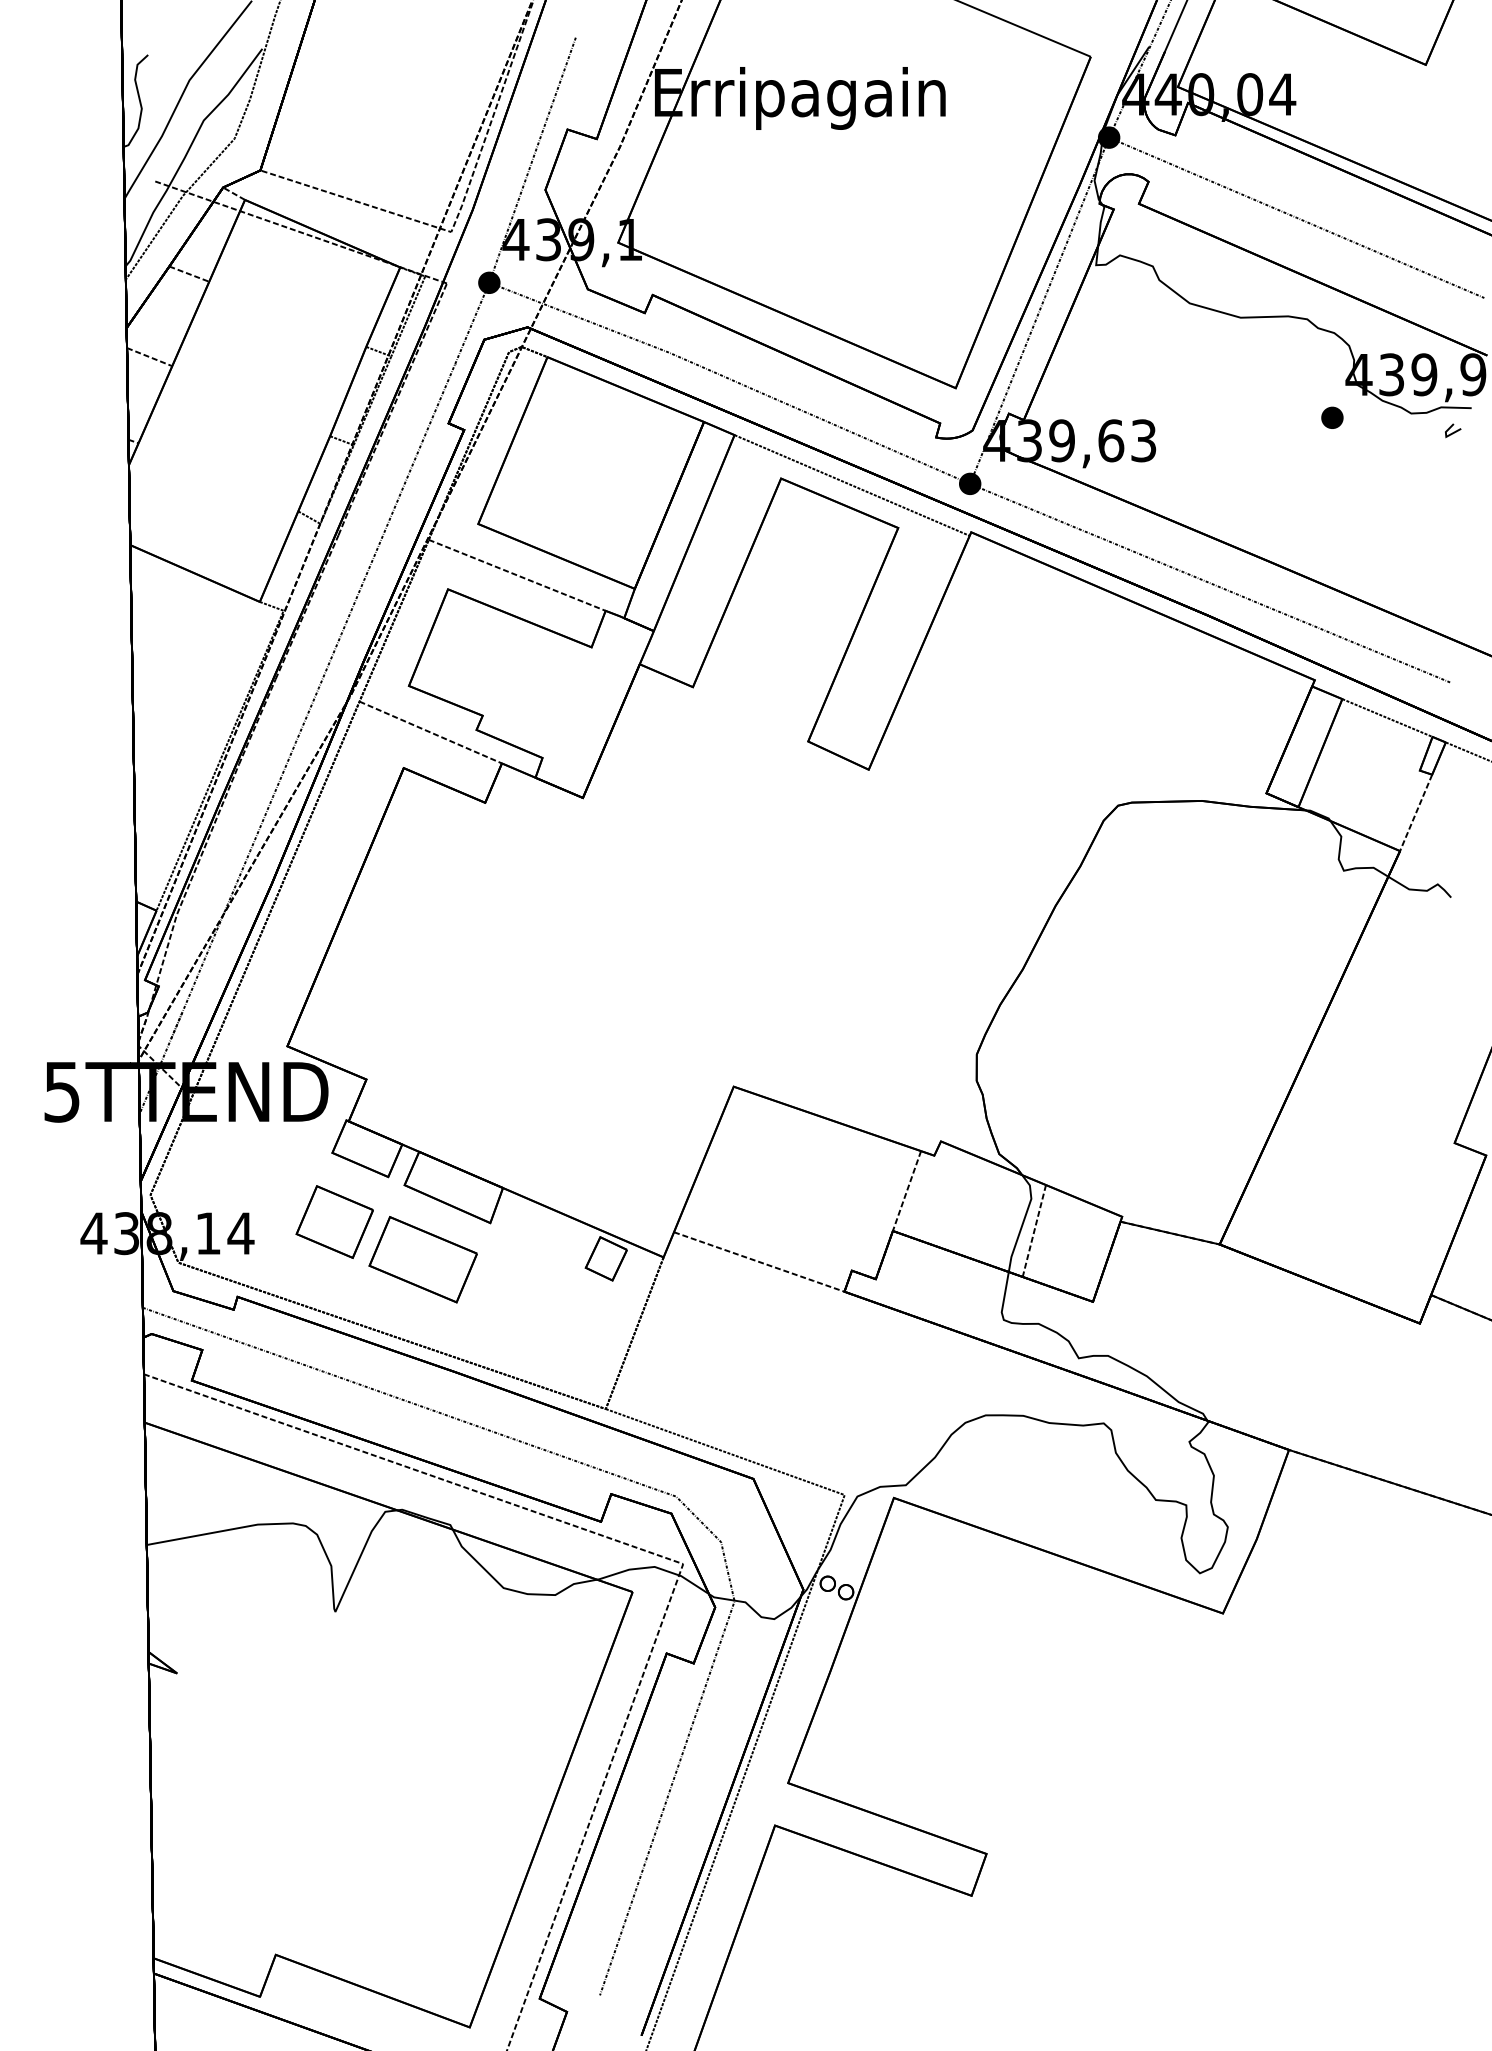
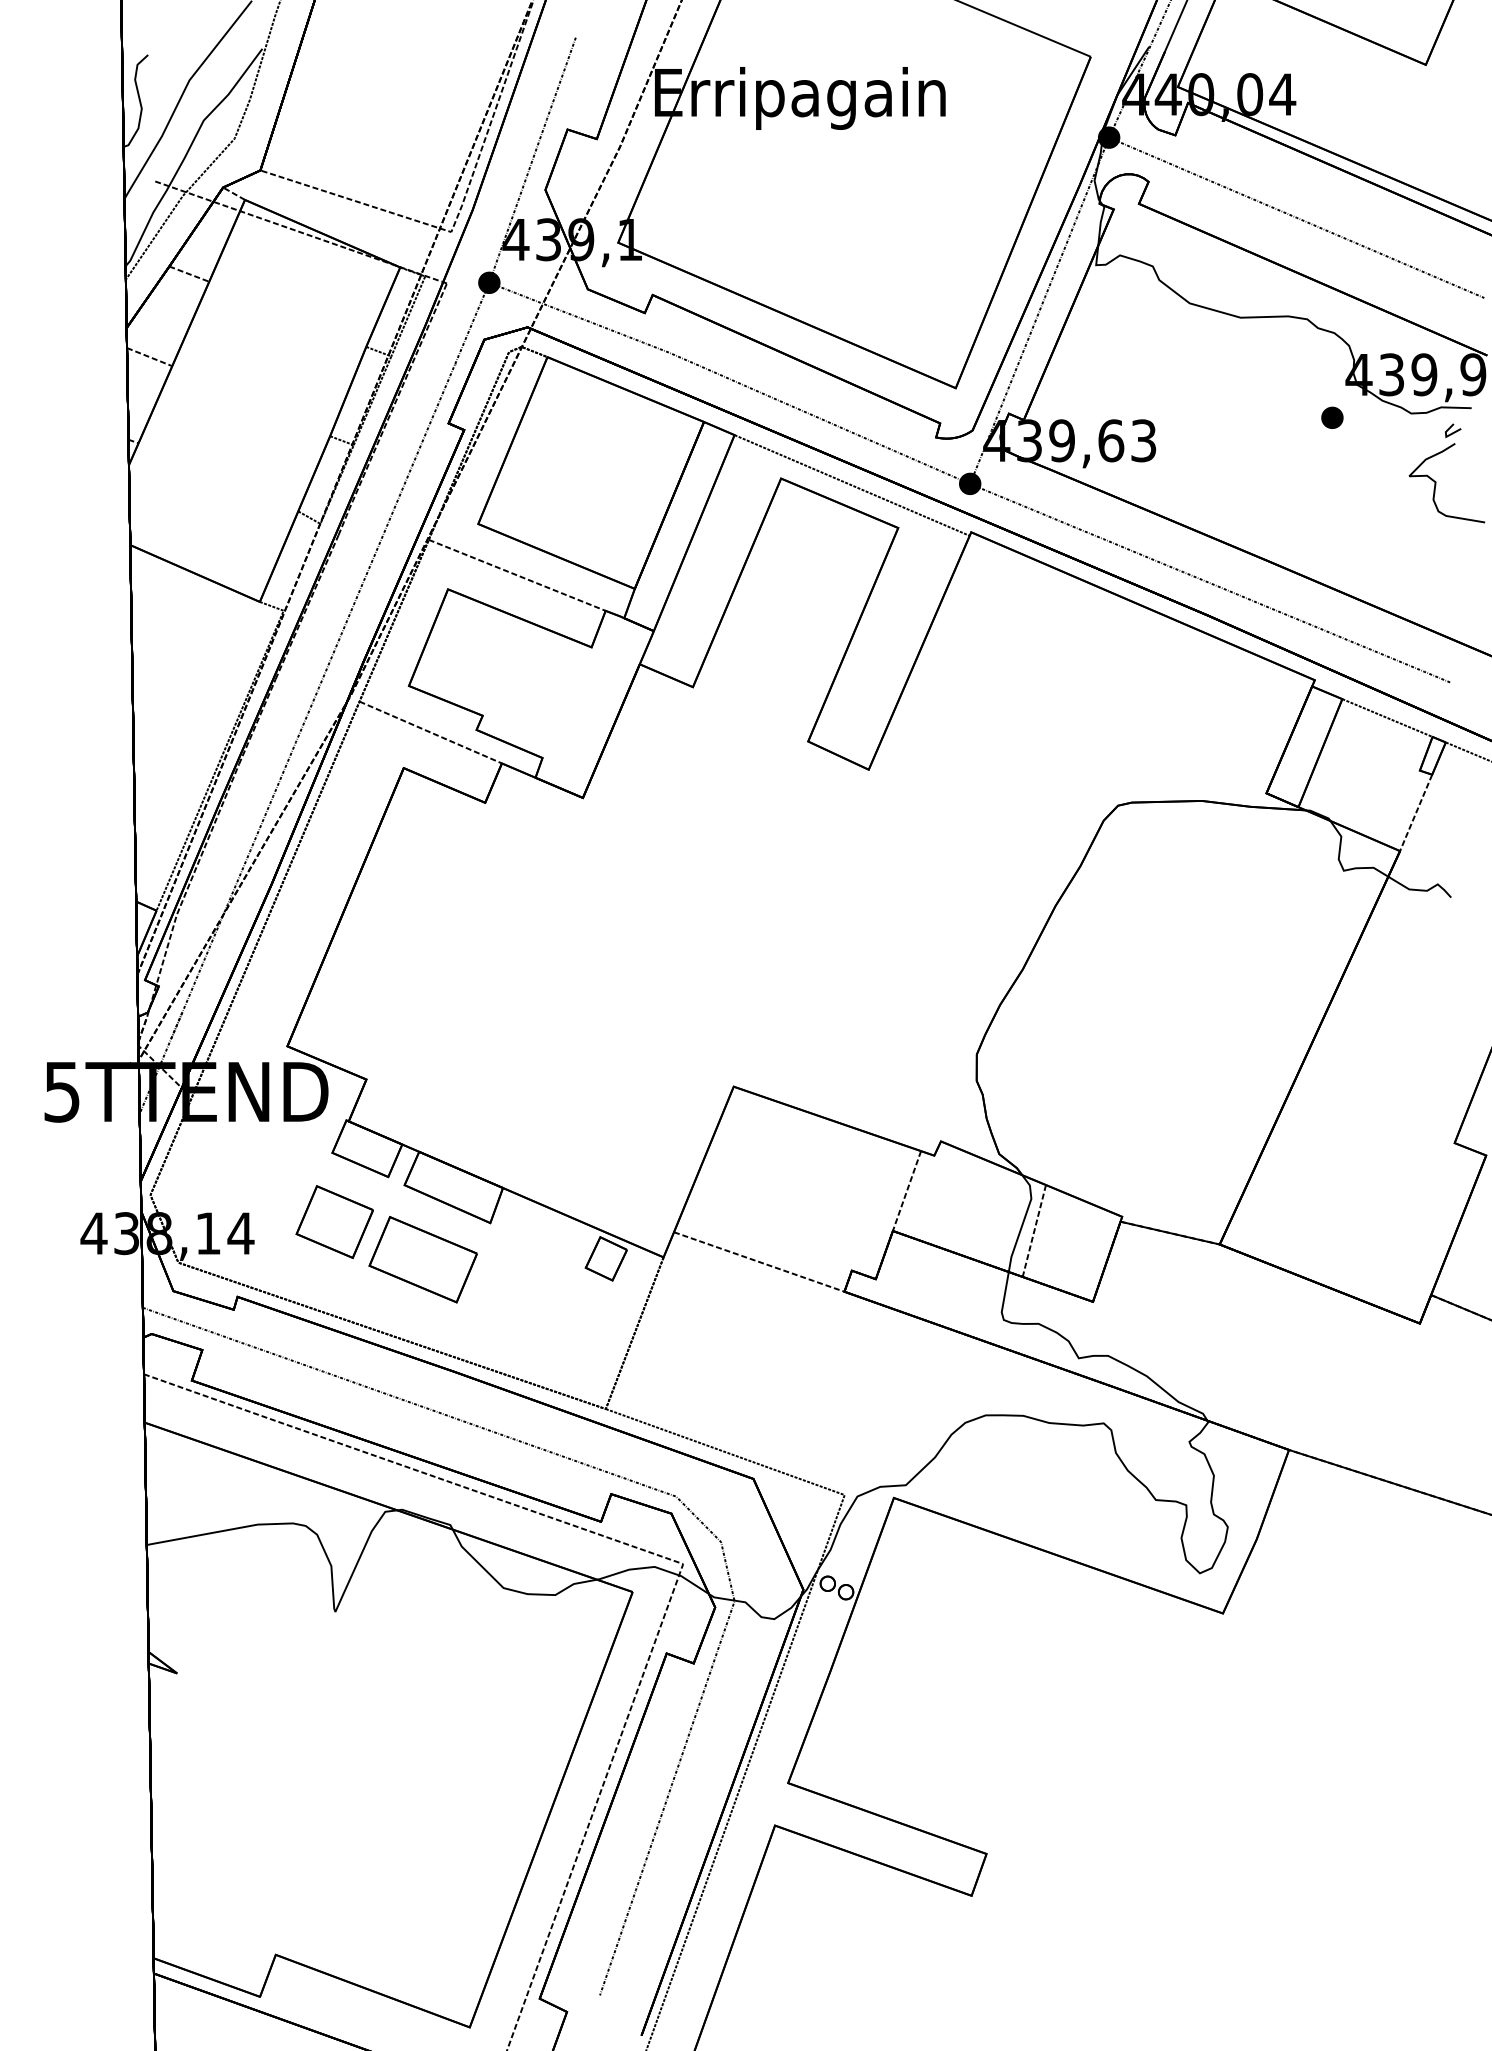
curve: none -> present (1436, 483)
